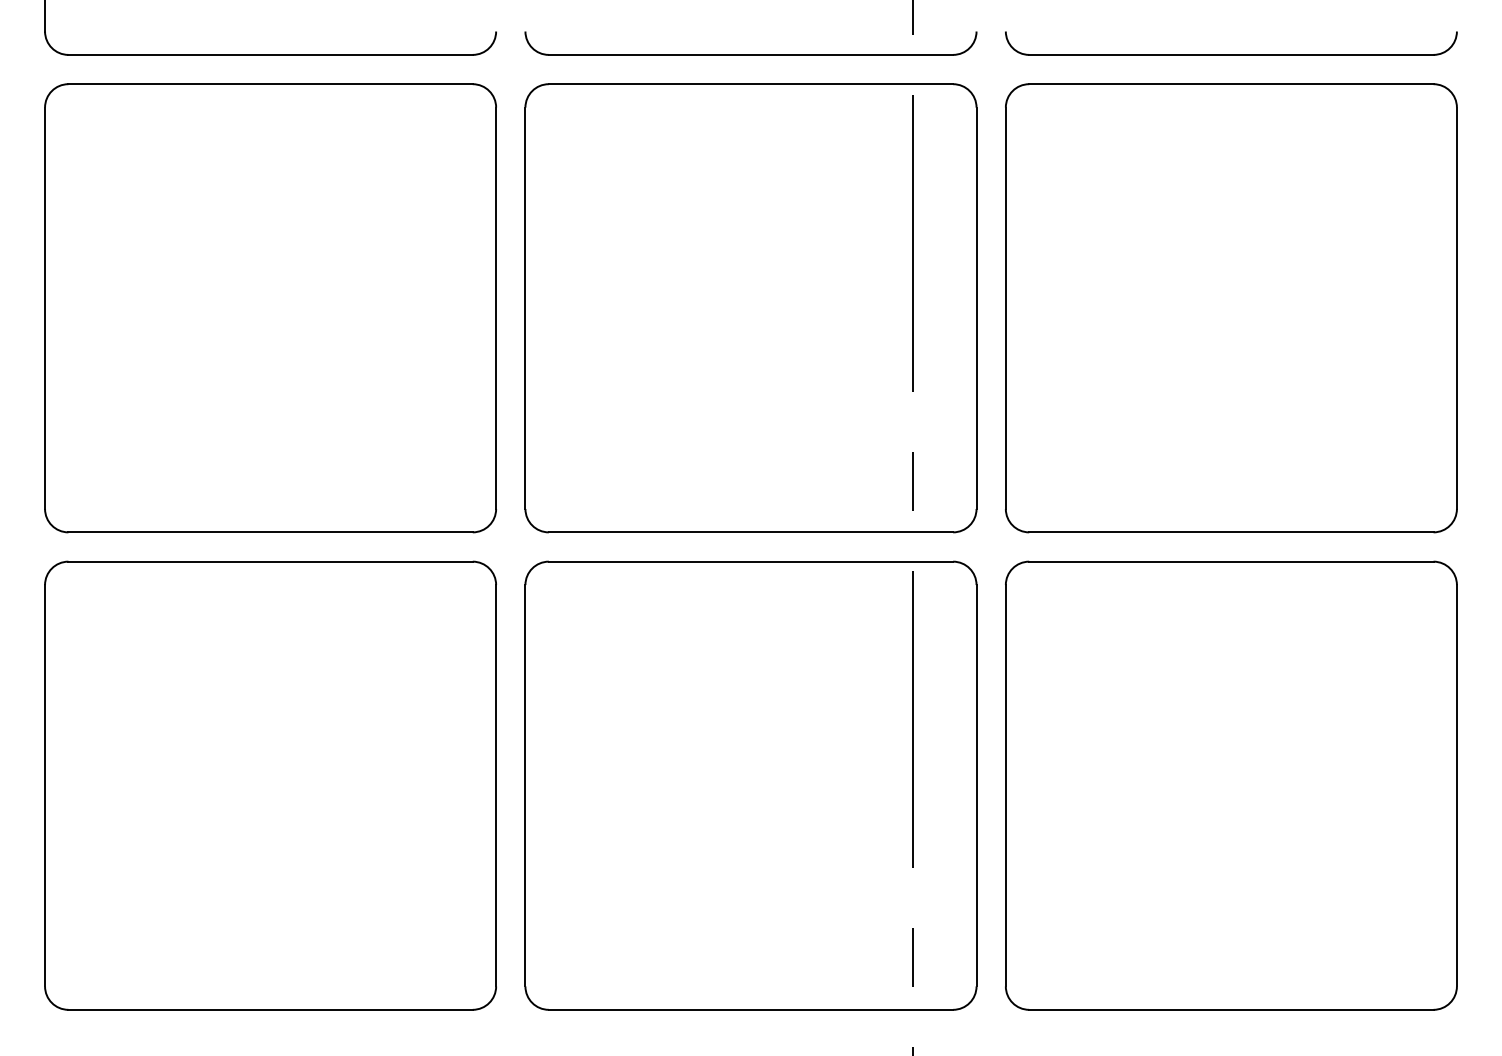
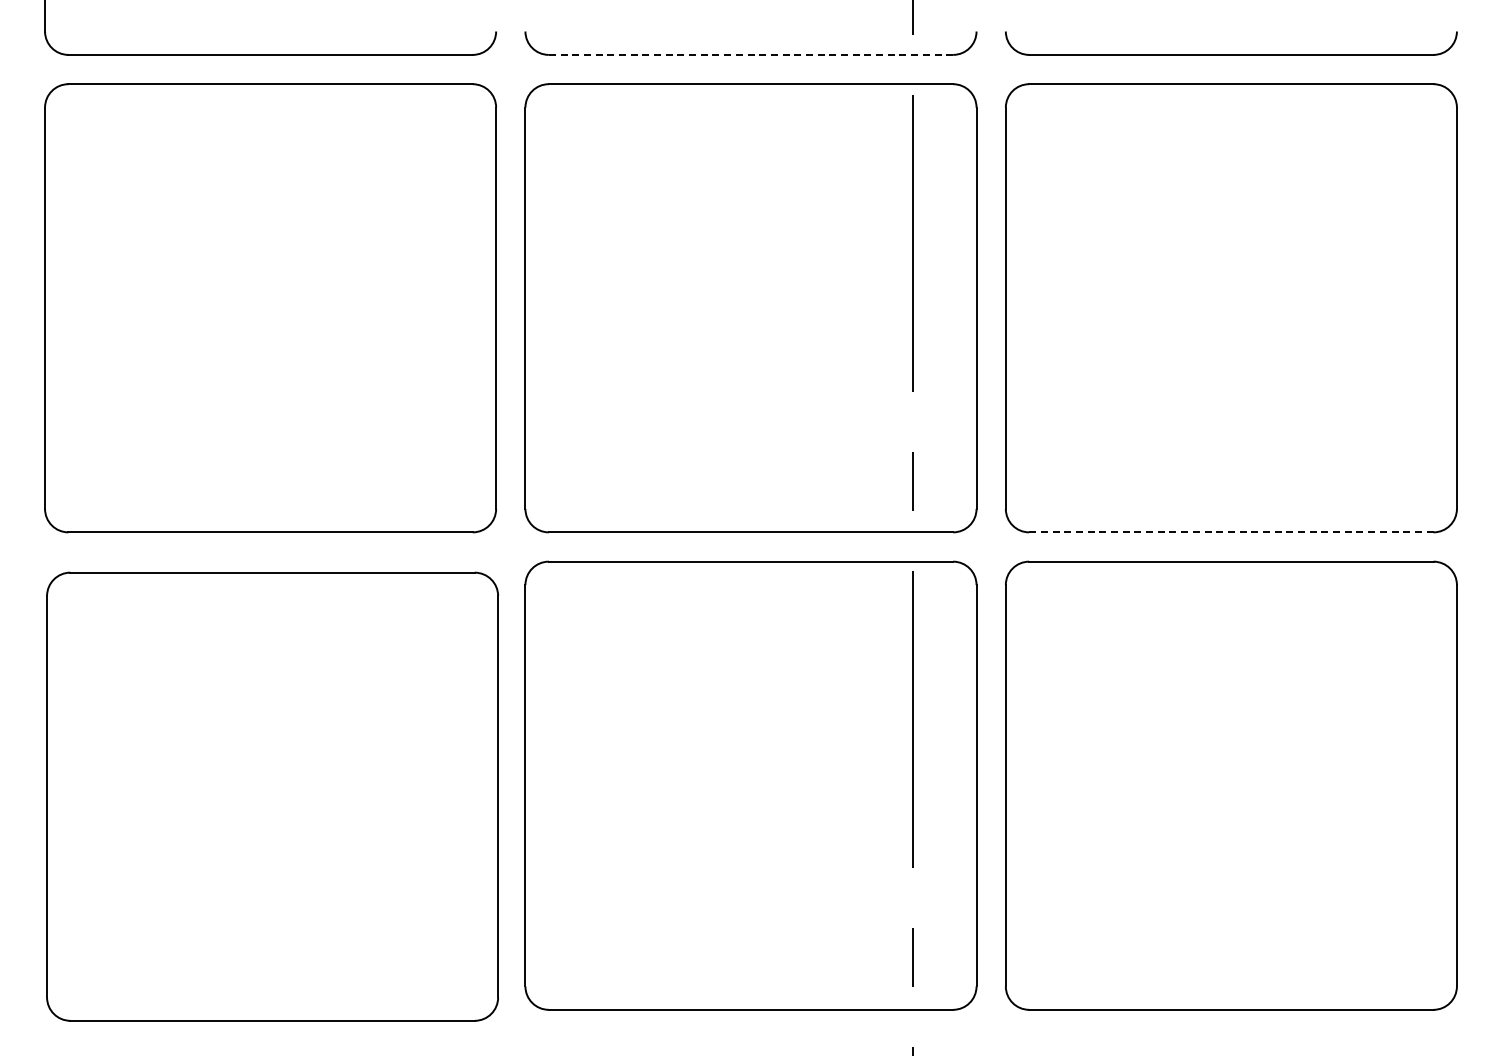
line: solid -> dashed (751, 54)
line: solid -> dashed (1231, 532)
part position: (270, 785) -> (272, 796) (272, 796)
